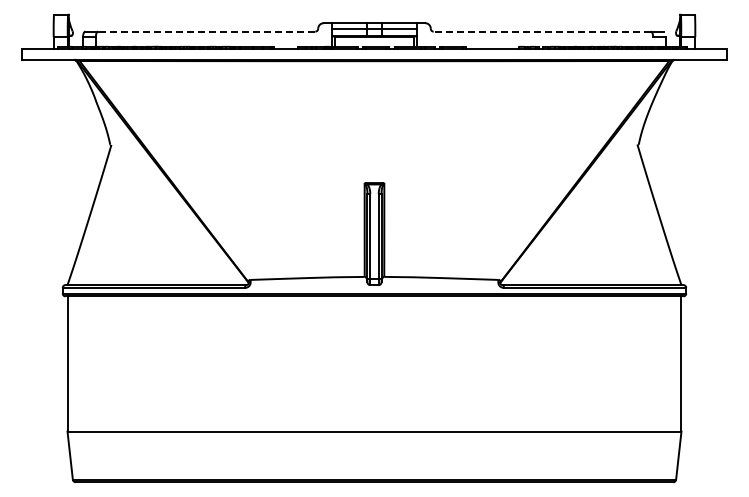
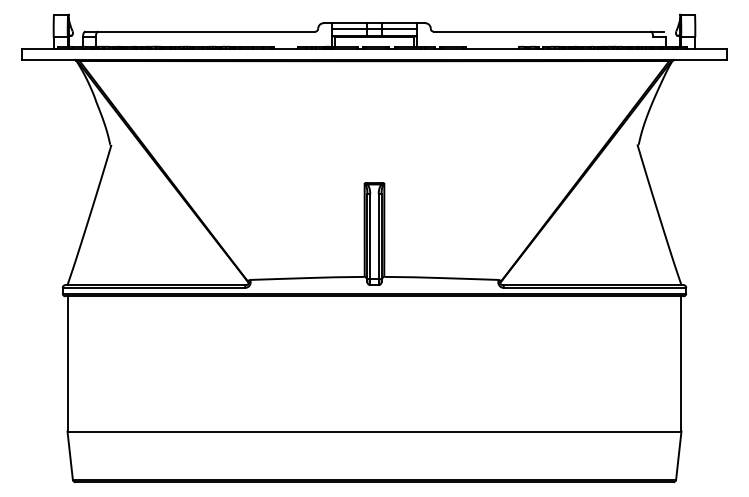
line: dashed -> solid (206, 31)
line: dashed -> solid (542, 31)
